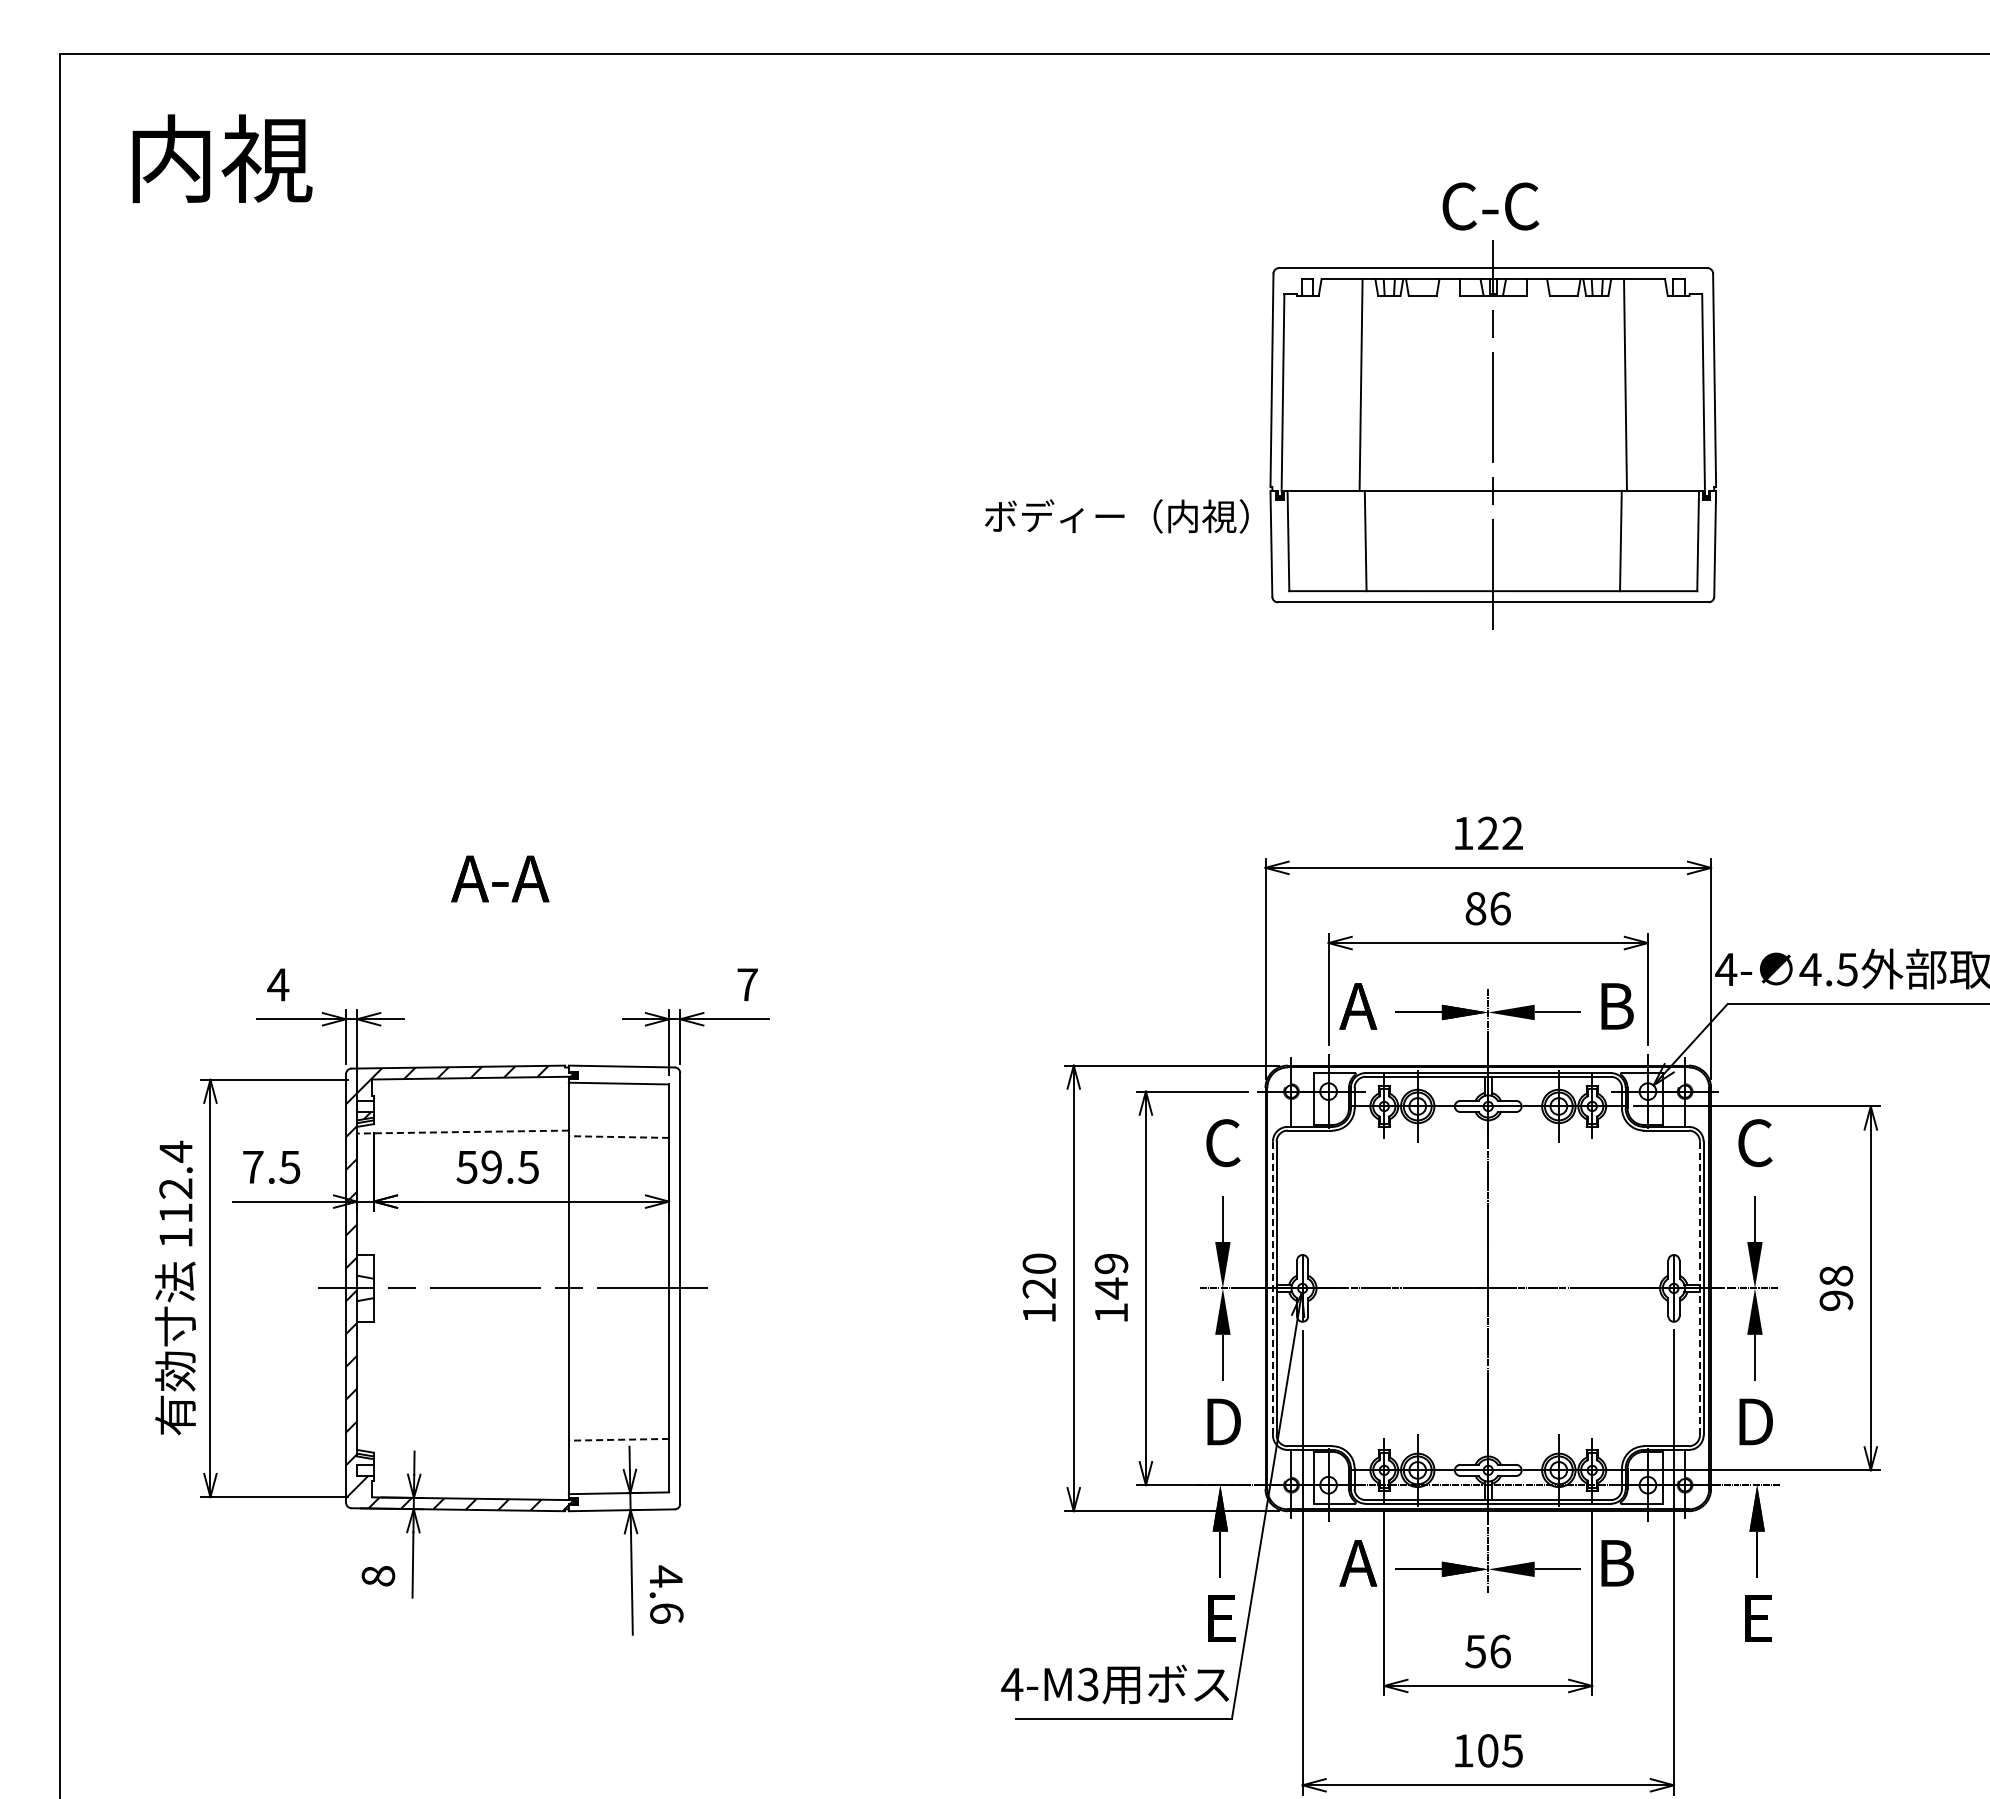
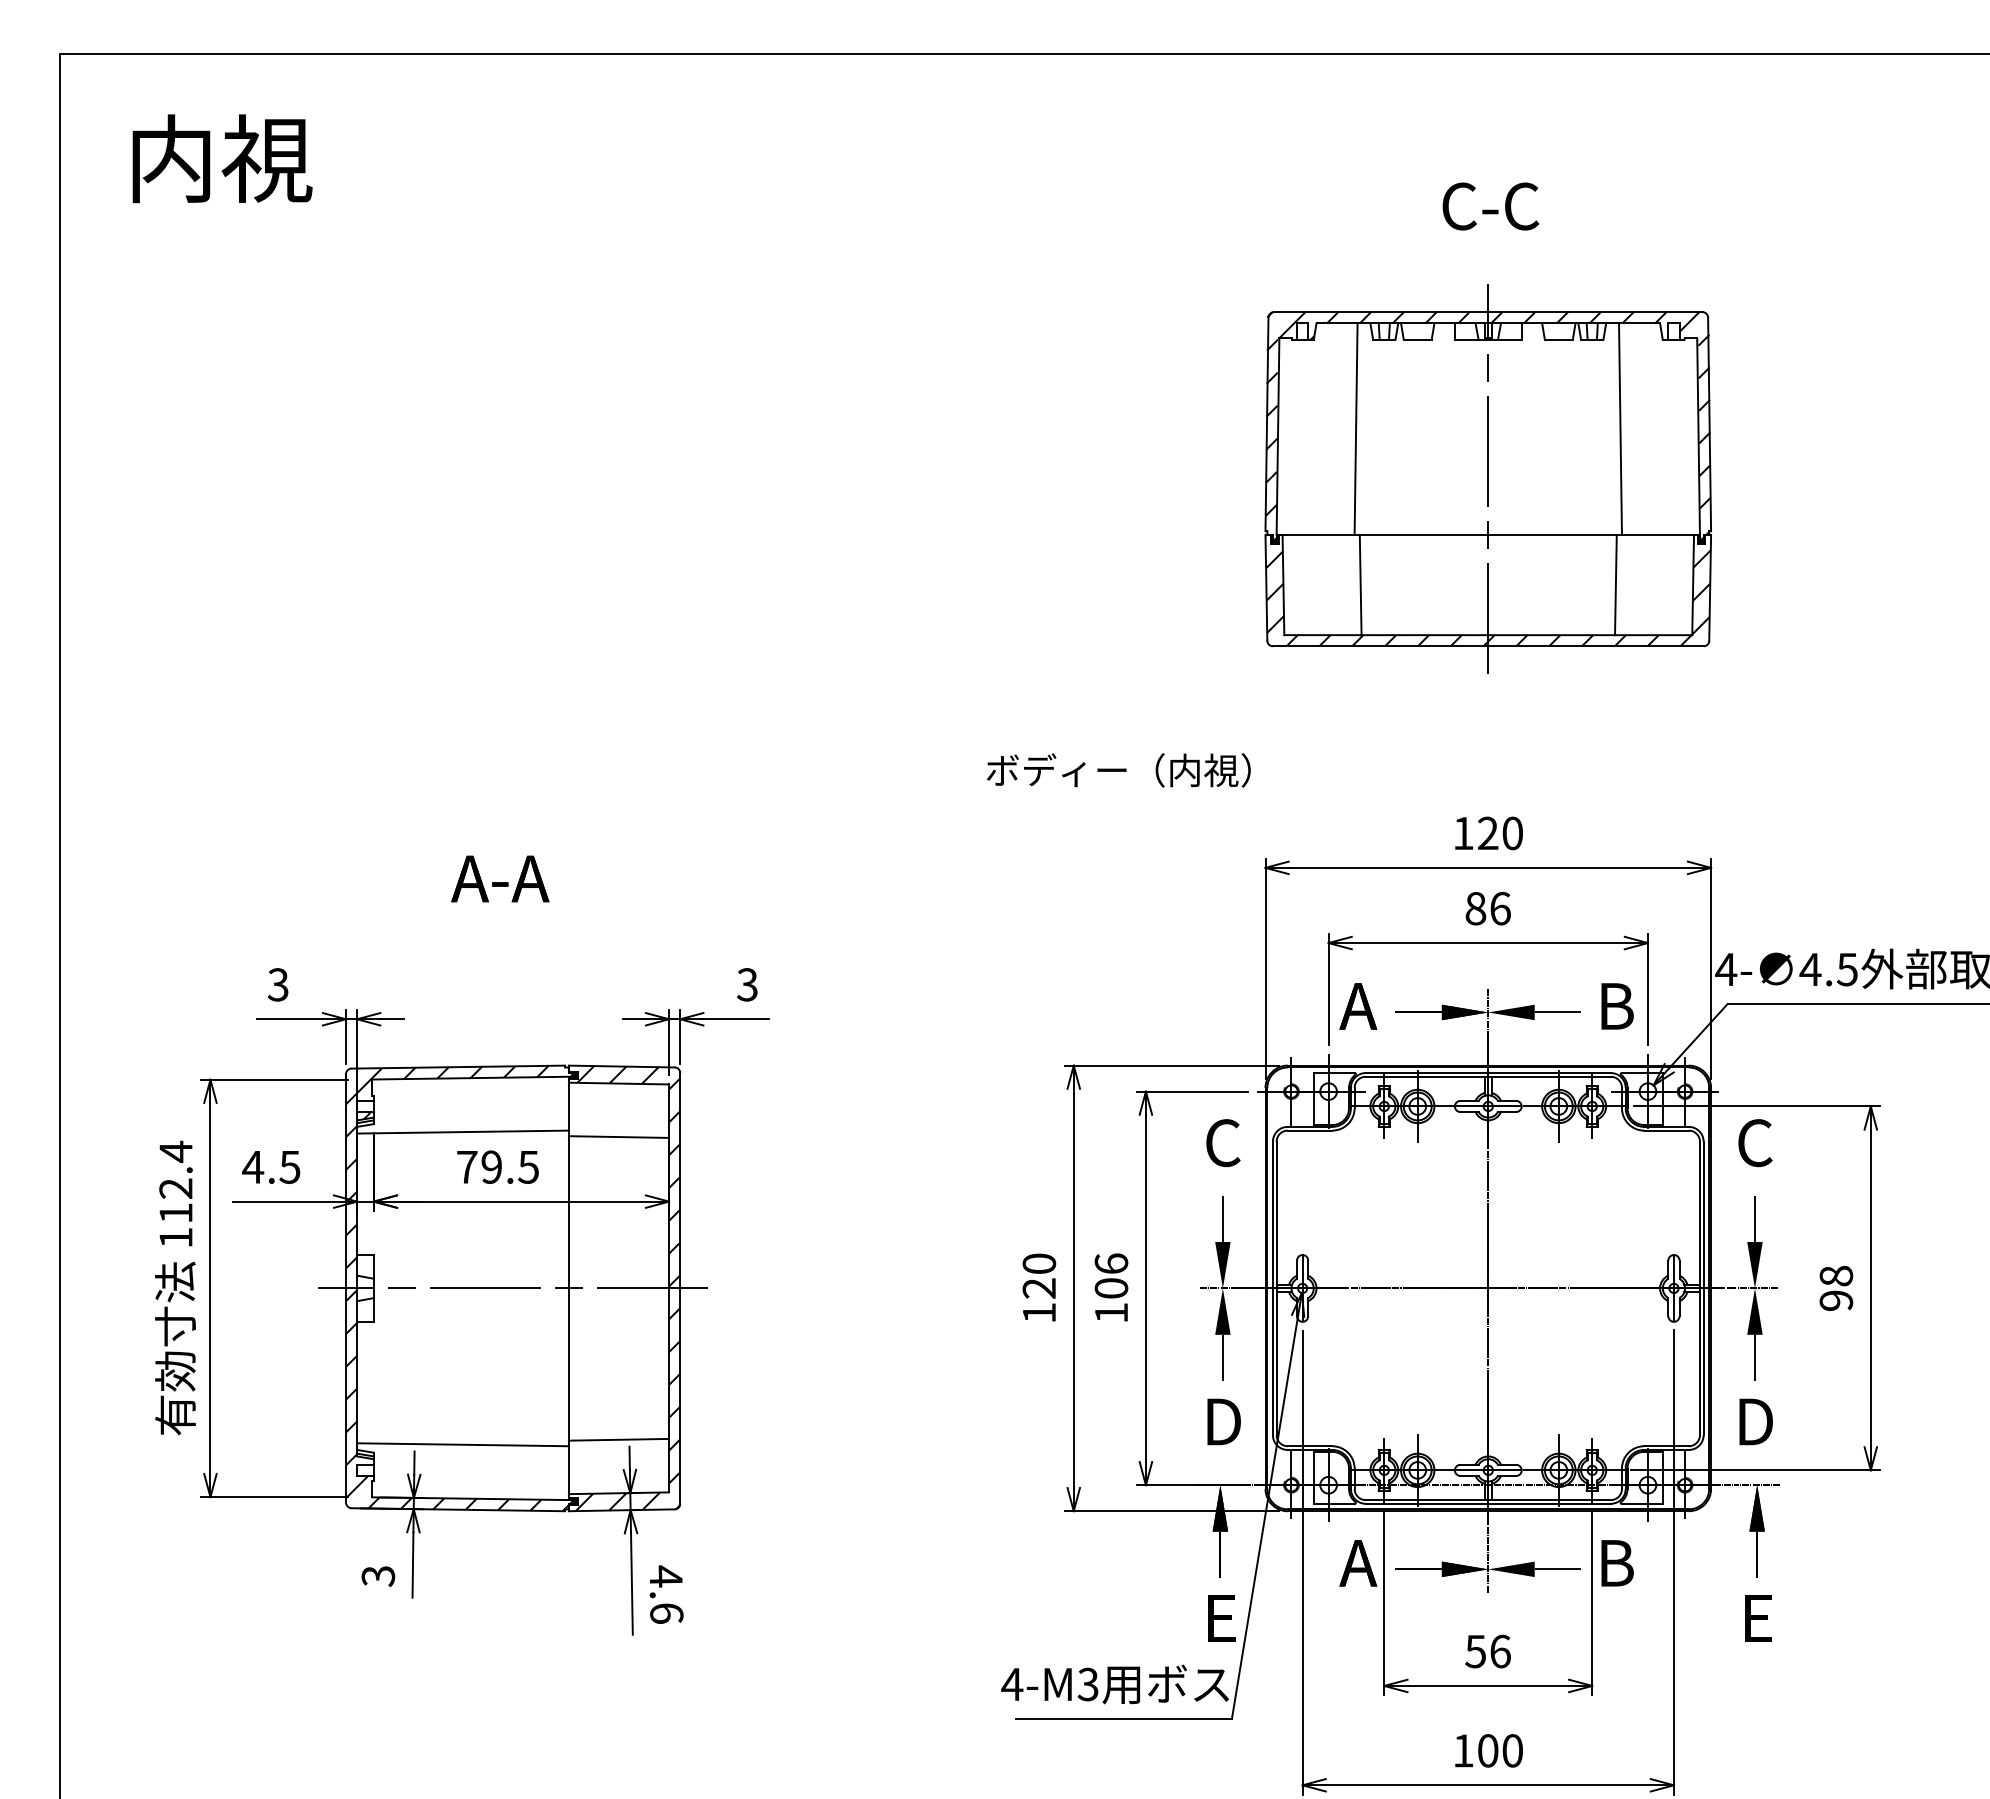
part position: (1492, 434) -> (1487, 478) (1487, 478)
text position: (1116, 516) -> (1118, 770) (1118, 770)
text: 122 -> 120 (1512, 833)
text: 4 -> 3 (278, 984)
text: 7 -> 3 (747, 984)
line: dashed -> solid (463, 1132)
line: dashed -> solid (618, 1137)
text: 7.5 -> 4.5 (253, 1167)
text: 59.5 -> 79.5 (466, 1167)
text: 149 -> 106 (1111, 1276)
hatch: none -> present (627, 1288)
line: dashed -> solid (1272, 1288)
line: dashed -> solid (1699, 1288)
line: dashed -> solid (618, 1439)
line: none -> present (462, 1444)
text: 8 -> 3 (378, 1576)
text: 105 -> 100 (1512, 1750)
